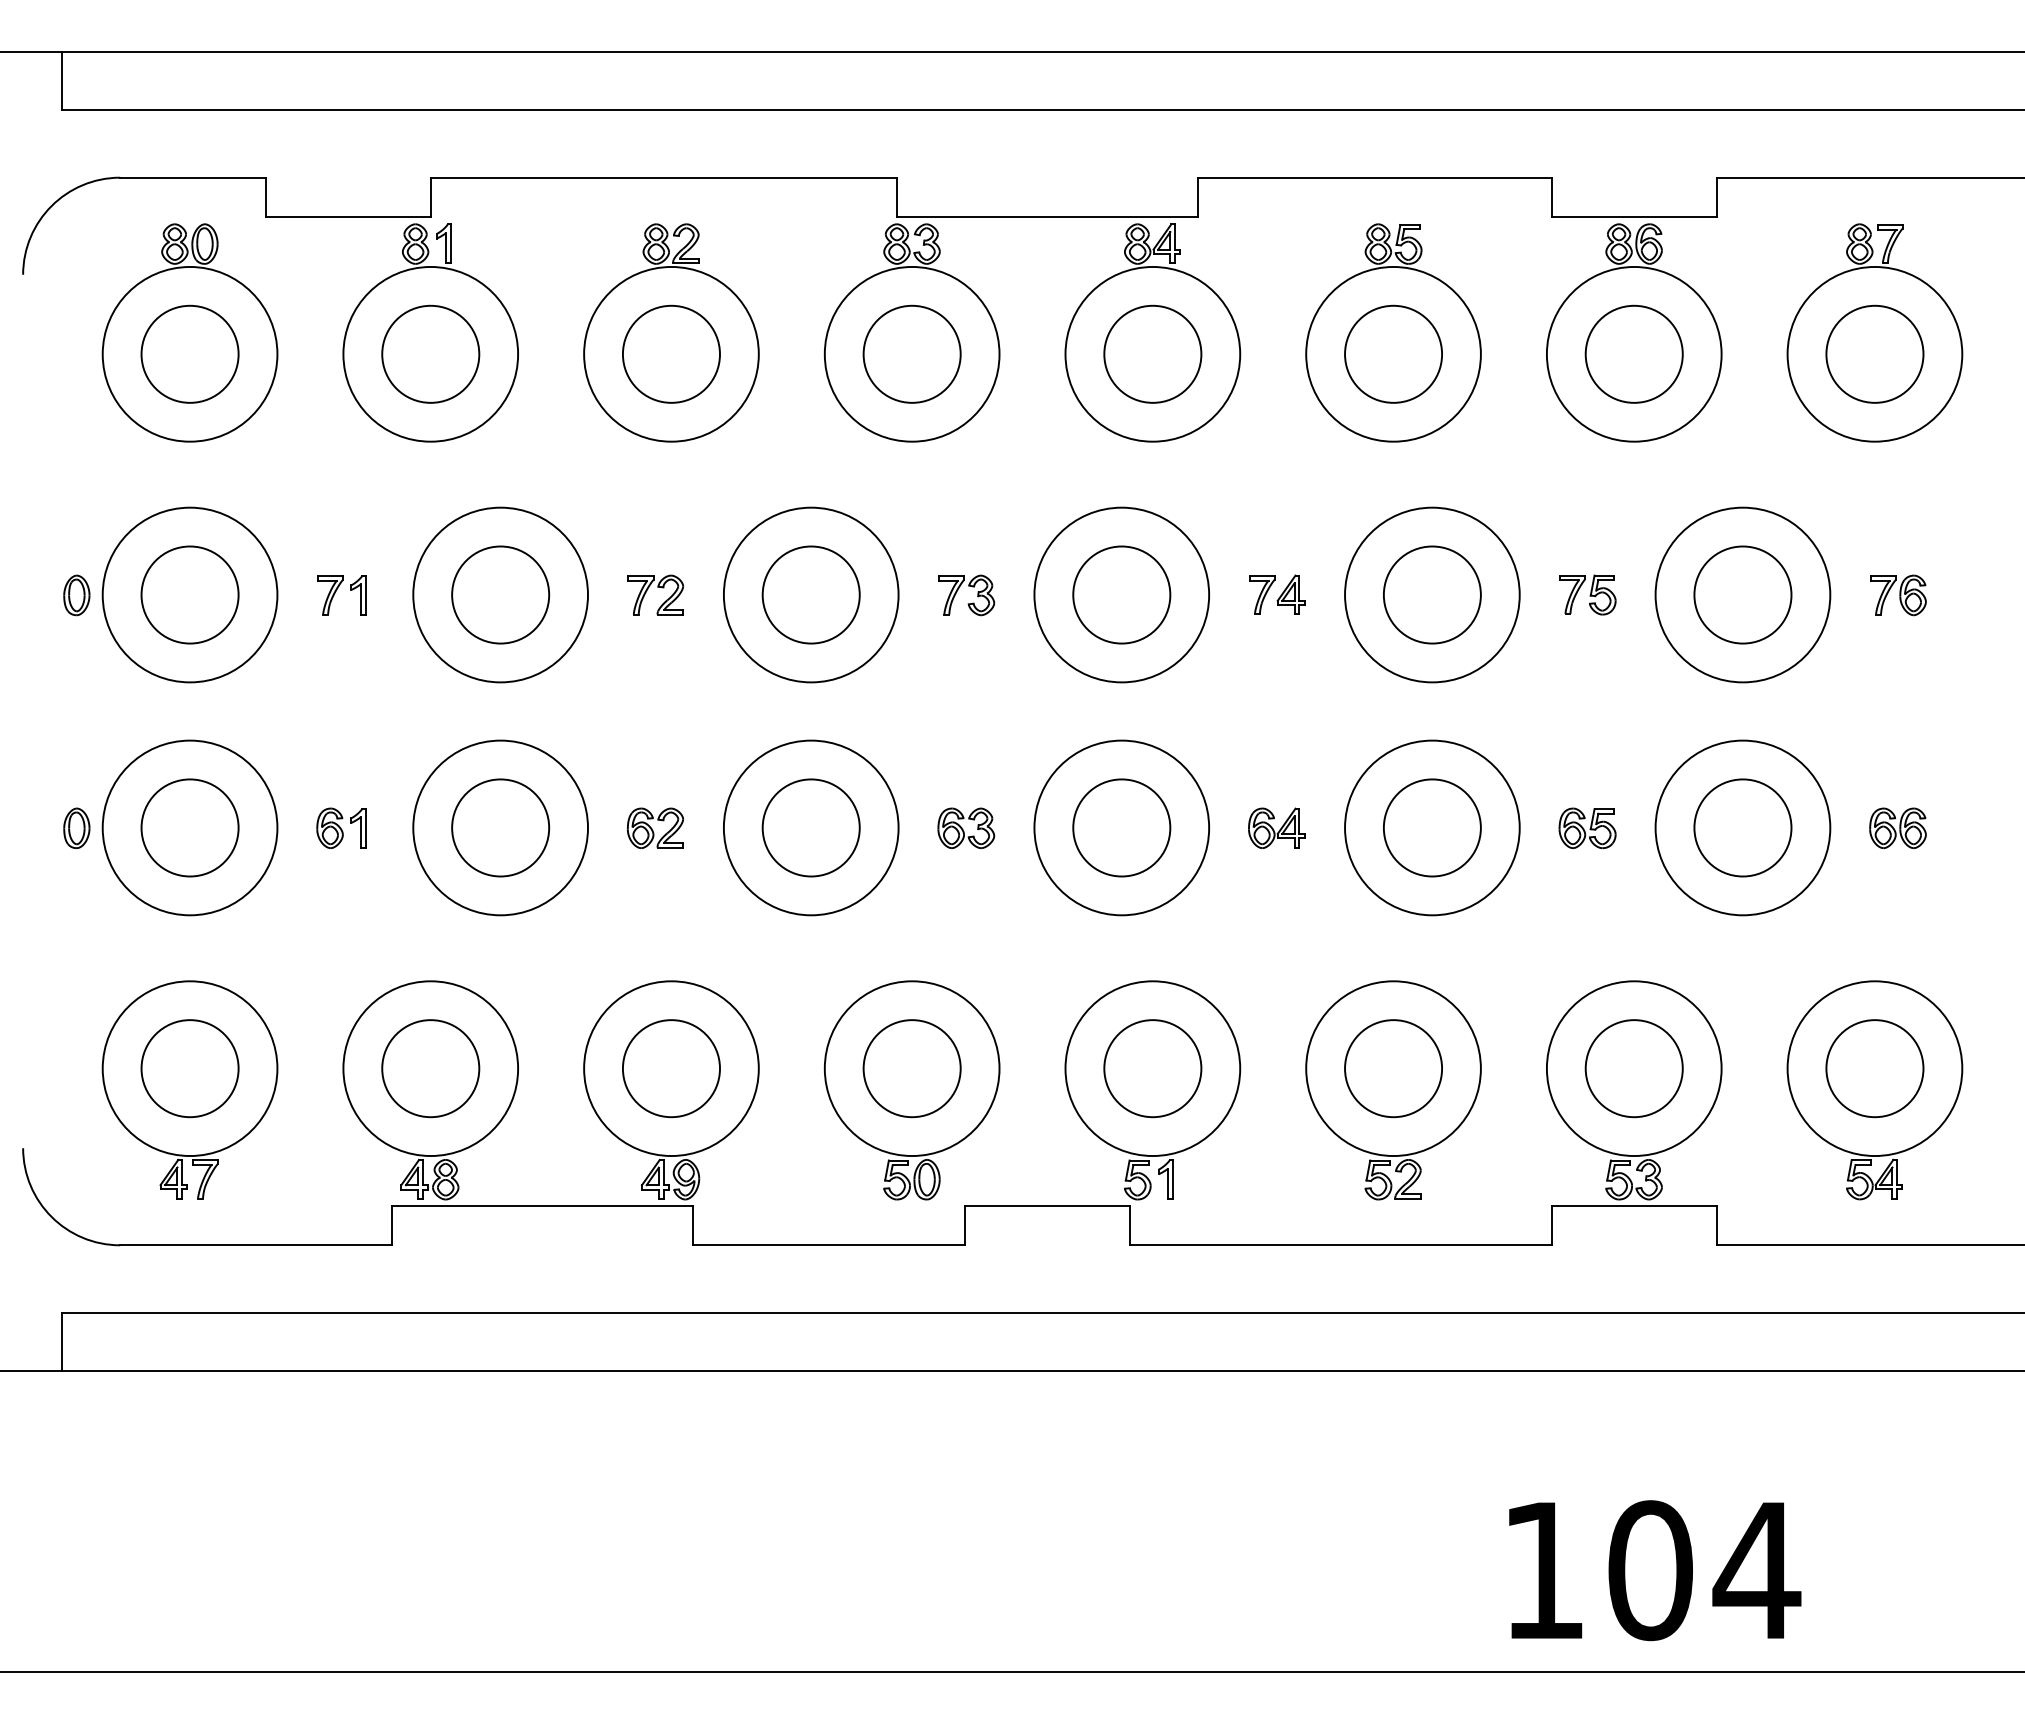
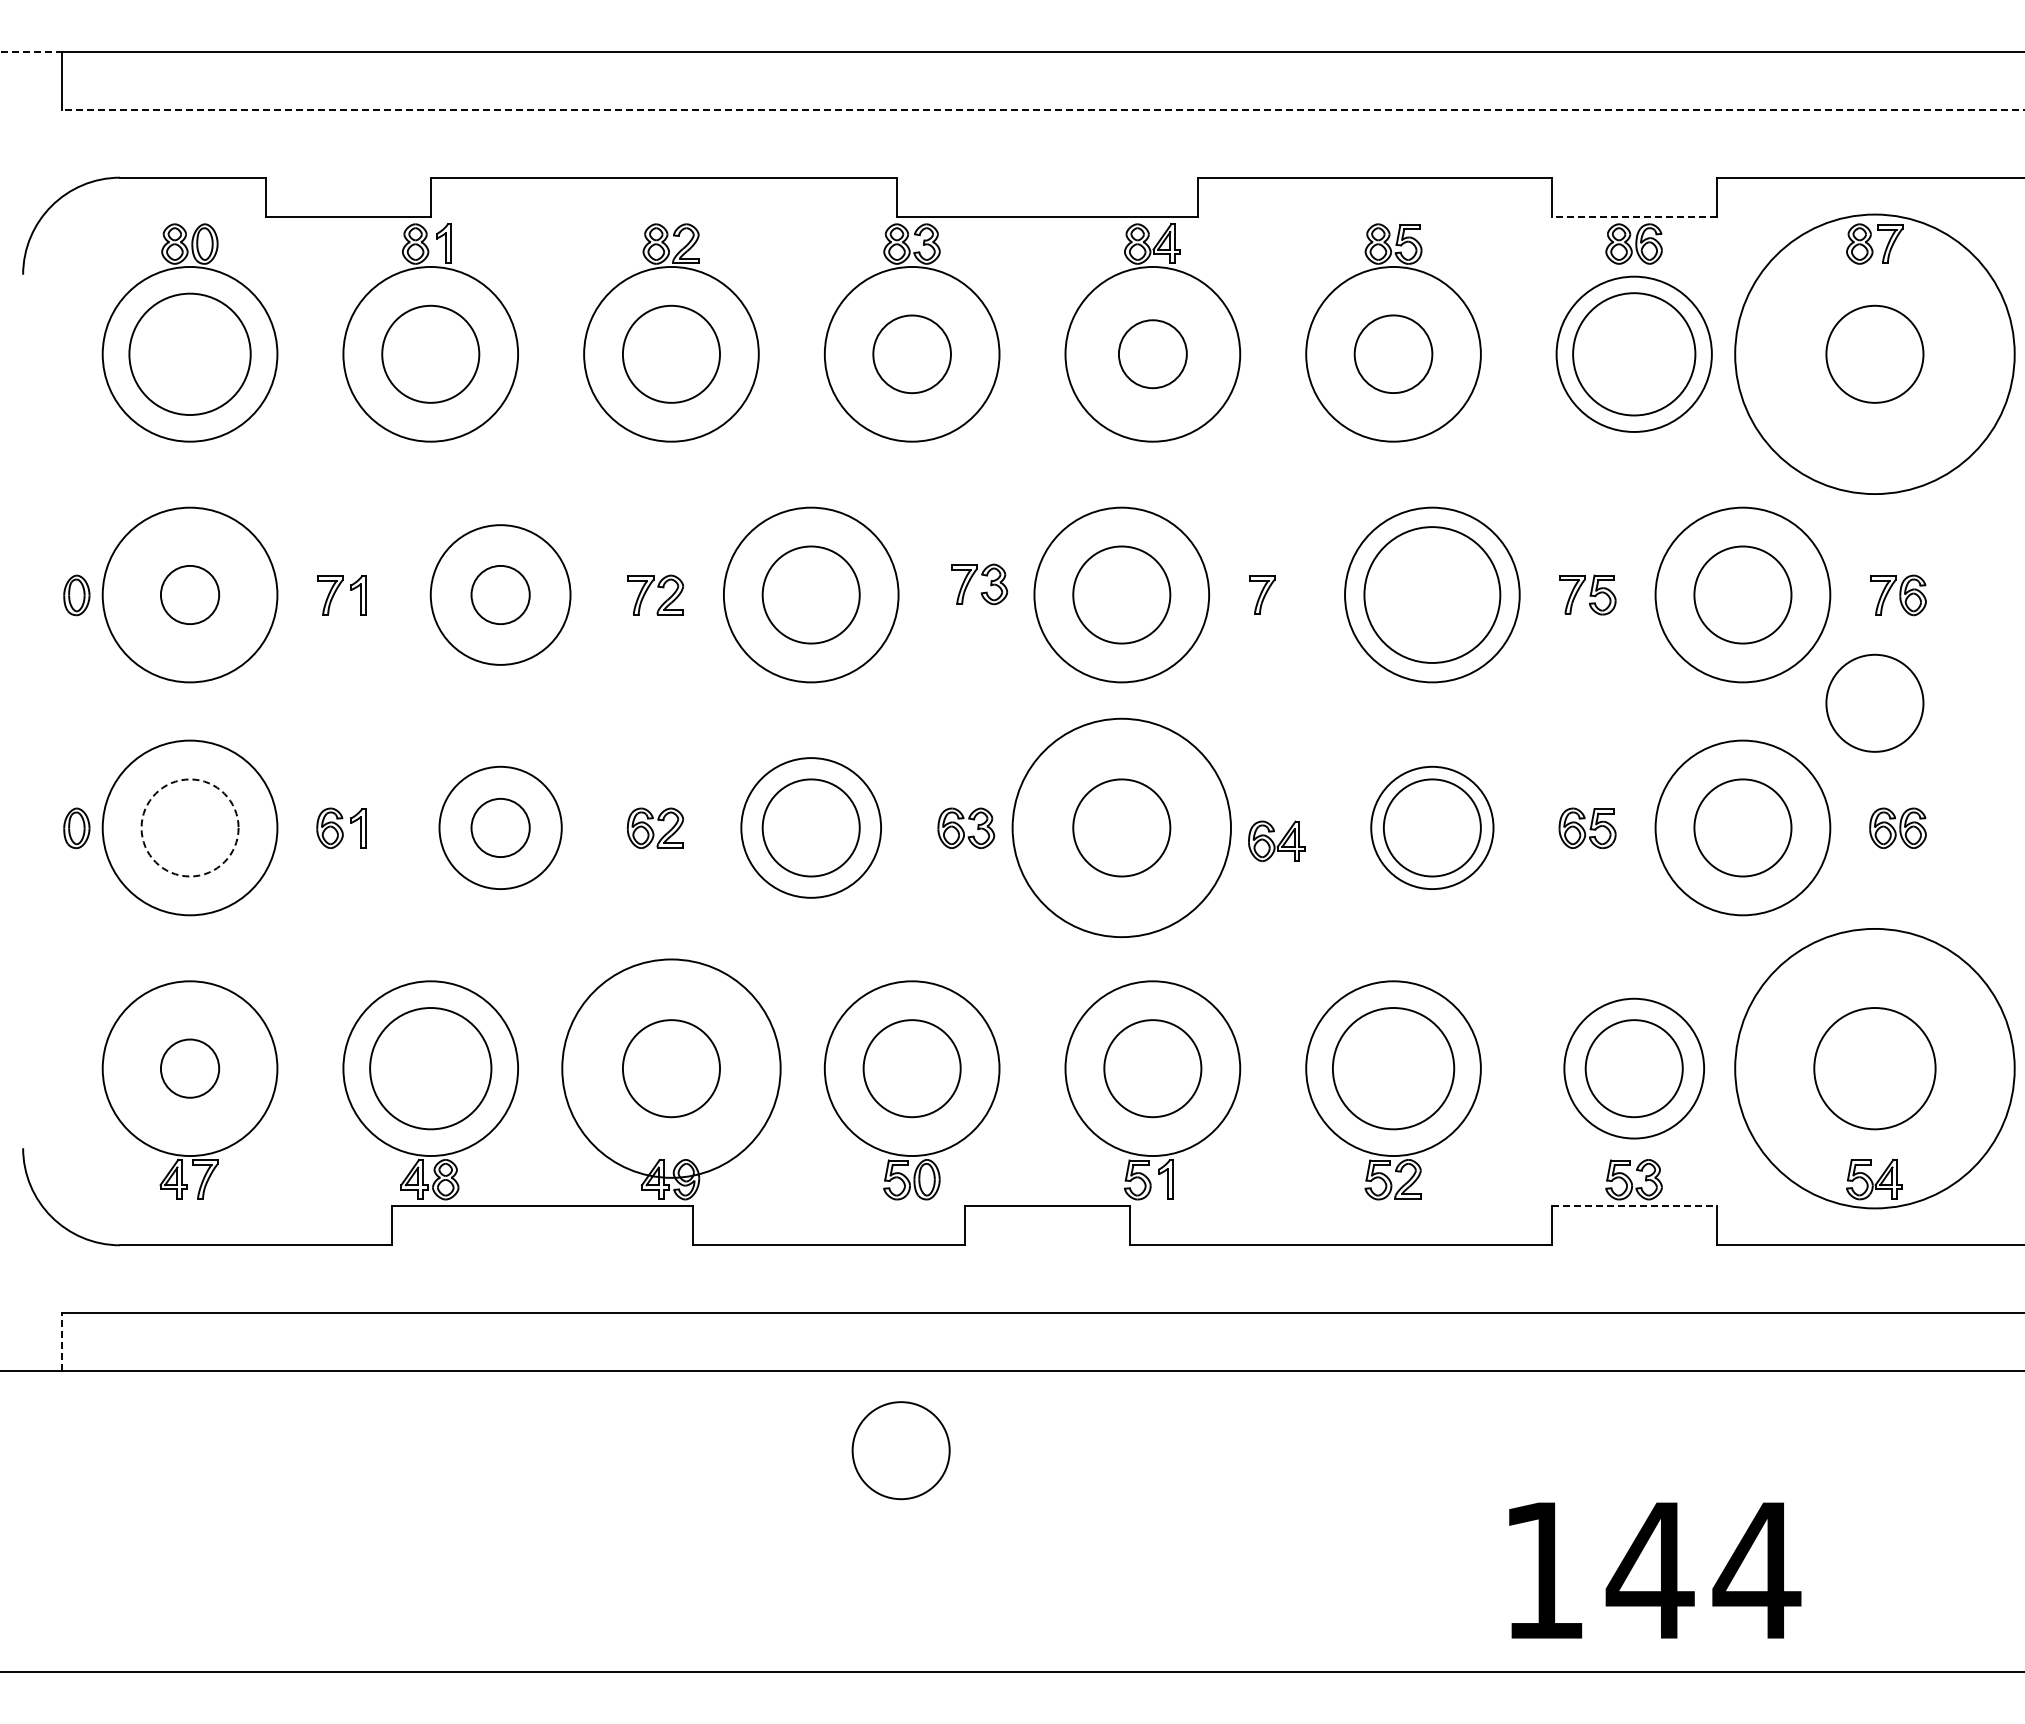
line: solid -> dashed (31, 51)
line: solid -> dashed (1042, 109)
line: solid -> dashed (1633, 216)
circle diameter: 97 px -> 121 px (189, 354)
circle diameter: 97 px -> 78 px (911, 354)
circle size: 100x100 px -> 70x71 px (1152, 354)
circle size: 99x100 px -> 81x80 px (1393, 353)
circle diameter: 175 px -> 122 px (1634, 354)
circle diameter: 97 px -> 155 px (1633, 353)
circle diameter: 175 px -> 280 px (1874, 354)
circle diameter: 97 px -> 58 px (189, 594)
circle diameter: 175 px -> 140 px (500, 594)
circle diameter: 97 px -> 58 px (500, 594)
part: present -> none (1290, 594)
circle diameter: 97 px -> 136 px (1432, 594)
part position: (967, 603) -> (980, 592) (980, 592)
circle: none -> present (1874, 702)
circle: solid -> dashed (189, 827)
circle diameter: 175 px -> 122 px (500, 827)
circle diameter: 97 px -> 58 px (500, 827)
circle diameter: 175 px -> 140 px (811, 827)
circle diameter: 175 px -> 218 px (1121, 827)
part position: (1276, 827) -> (1276, 840) (1276, 840)
circle diameter: 175 px -> 122 px (1432, 827)
circle diameter: 97 px -> 58 px (189, 1068)
circle diameter: 97 px -> 121 px (430, 1068)
circle diameter: 175 px -> 218 px (671, 1068)
circle diameter: 97 px -> 121 px (1393, 1068)
circle diameter: 175 px -> 140 px (1634, 1068)
circle diameter: 175 px -> 280 px (1874, 1068)
circle diameter: 97 px -> 121 px (1874, 1068)
line: solid -> dashed (1634, 1206)
line: solid -> dashed (61, 1341)
circle: none -> present (900, 1450)
text: 104 -> 144 (1649, 1570)
